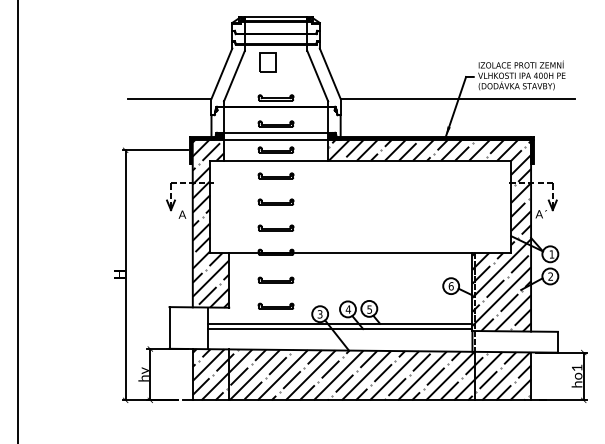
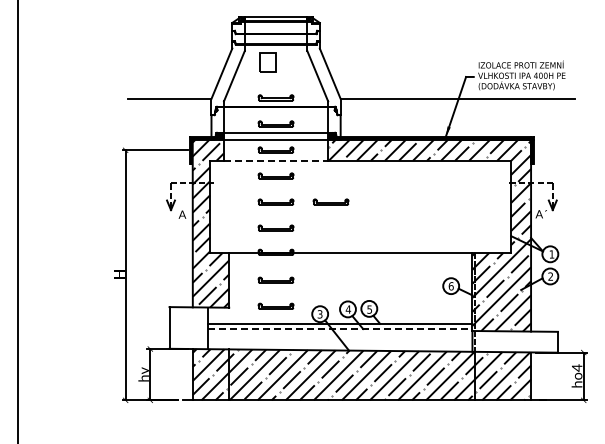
line: solid -> dashed (276, 160)
part: none -> present (330, 201)
line: solid -> dashed (340, 329)
text: ho1 -> ho4 (577, 367)
